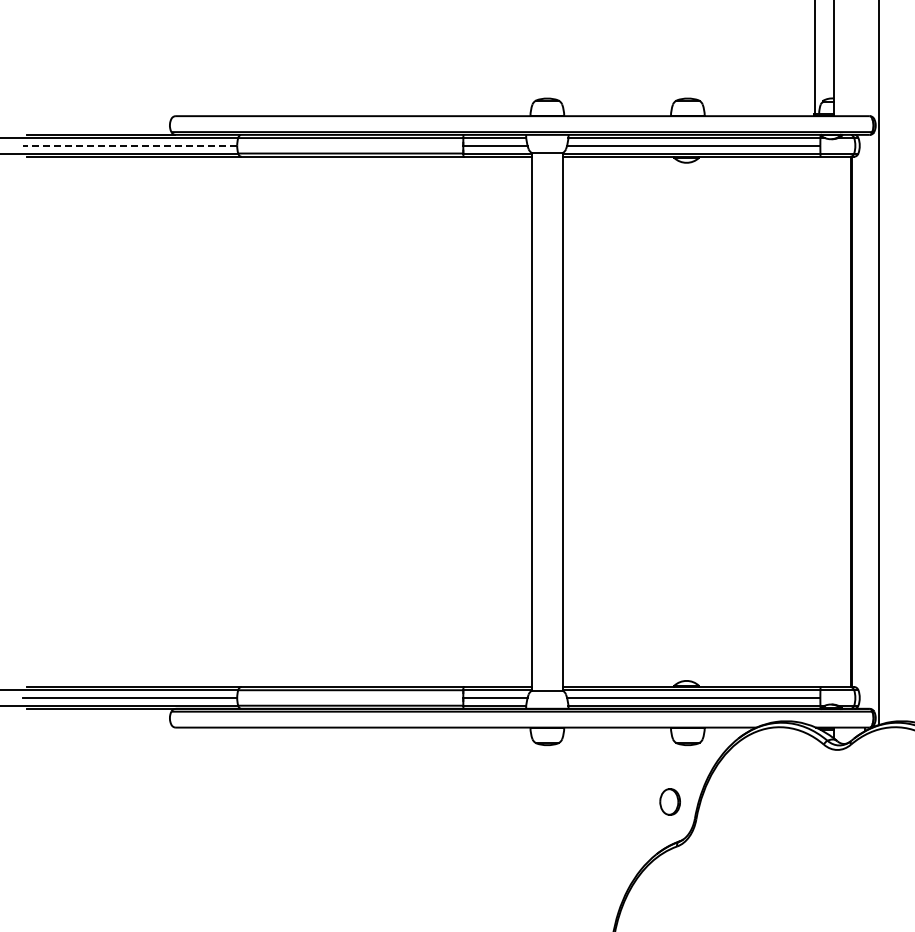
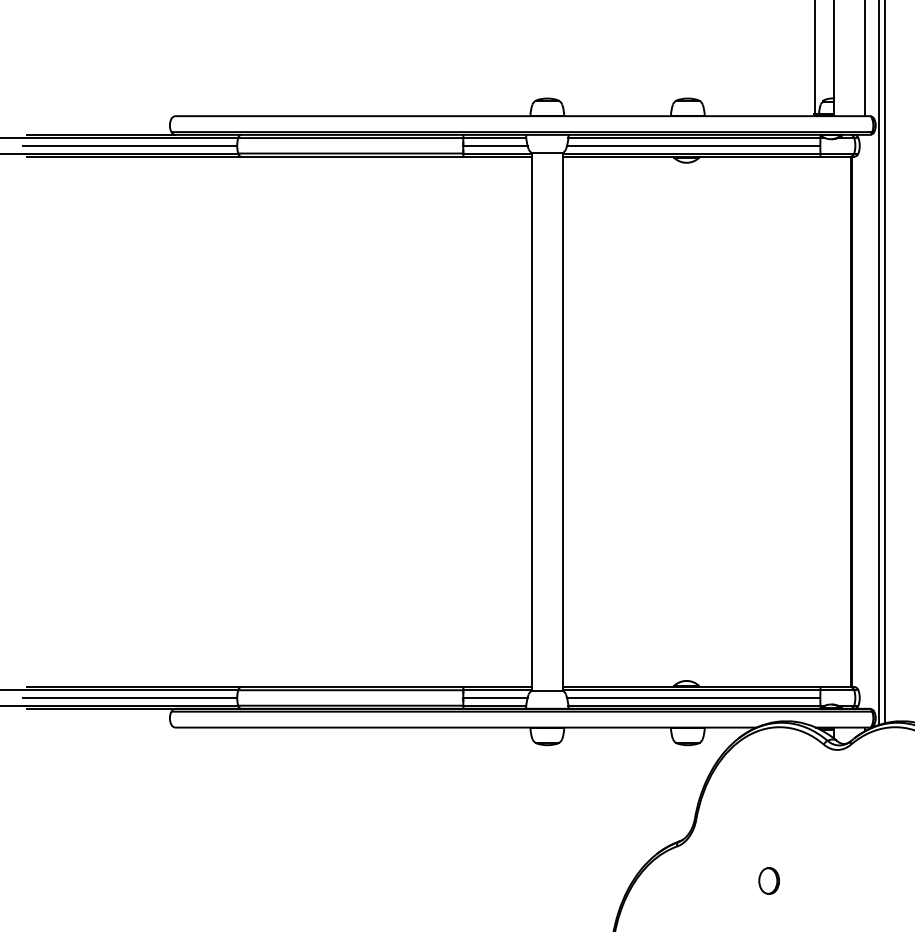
line: none -> present (865, 59)
line: dashed -> solid (129, 145)
line: none -> present (885, 362)
part position: (669, 801) -> (768, 880) (768, 880)
